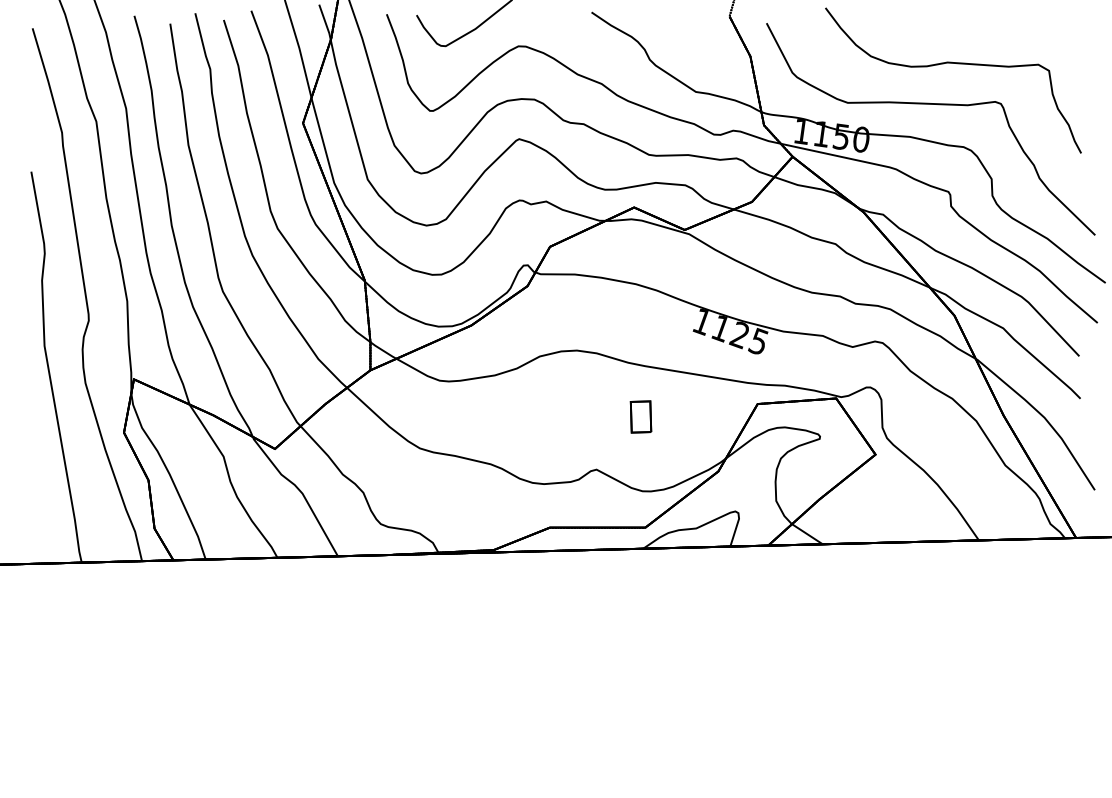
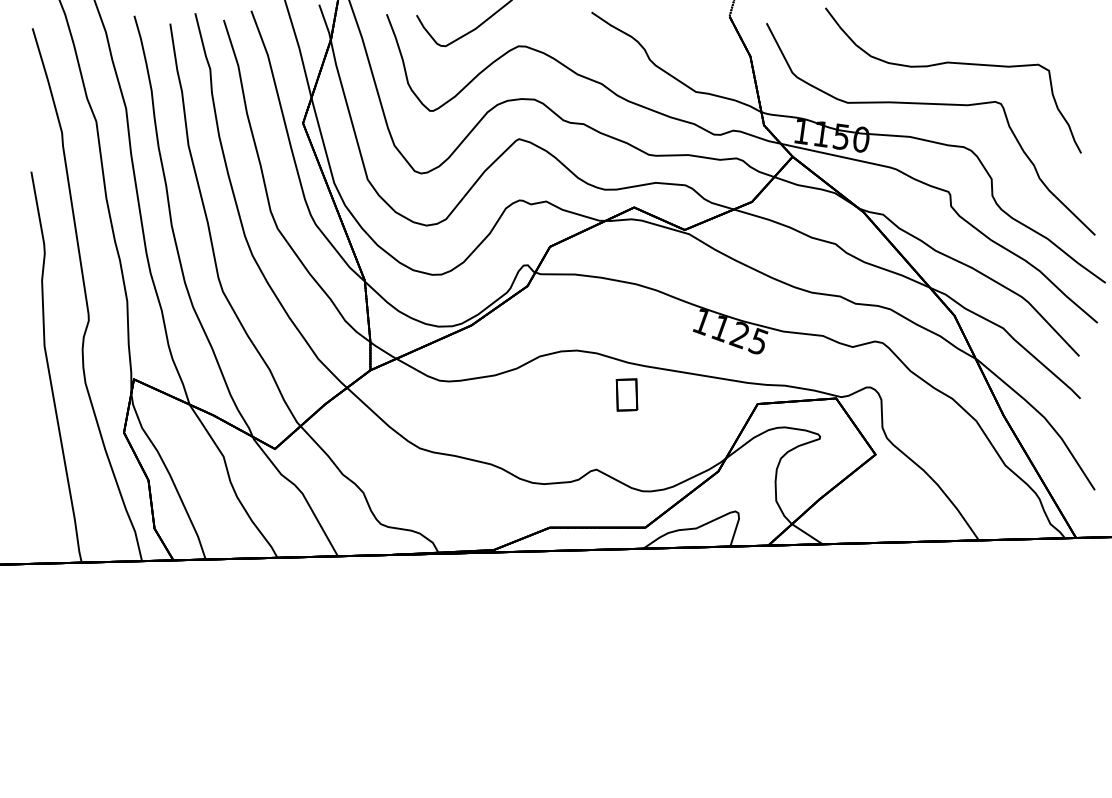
part position: (640, 416) -> (626, 394) (626, 394)
